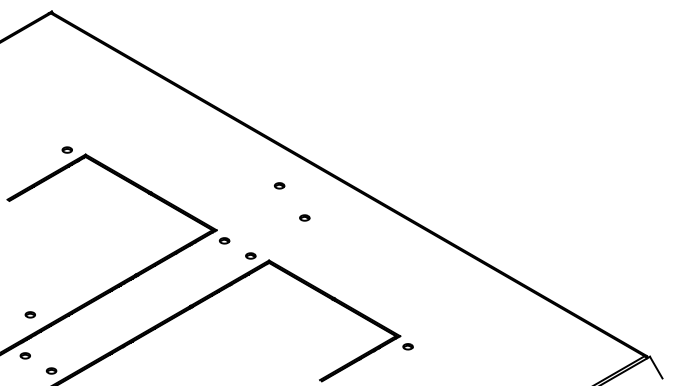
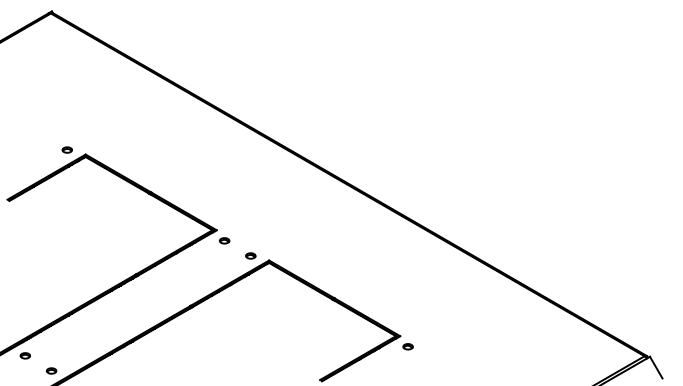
part: present -> none (279, 185)
part: present -> none (304, 217)
part: present -> none (29, 314)
